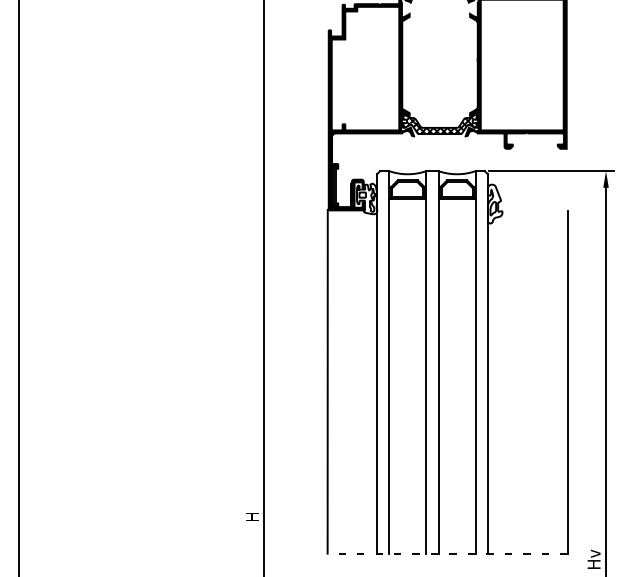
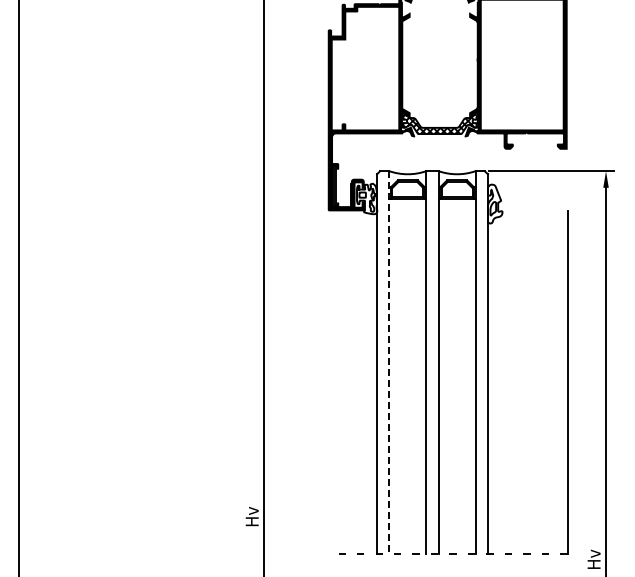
line: solid -> dashed (389, 362)
line: present -> none (327, 381)
text: H -> Hv (251, 516)
